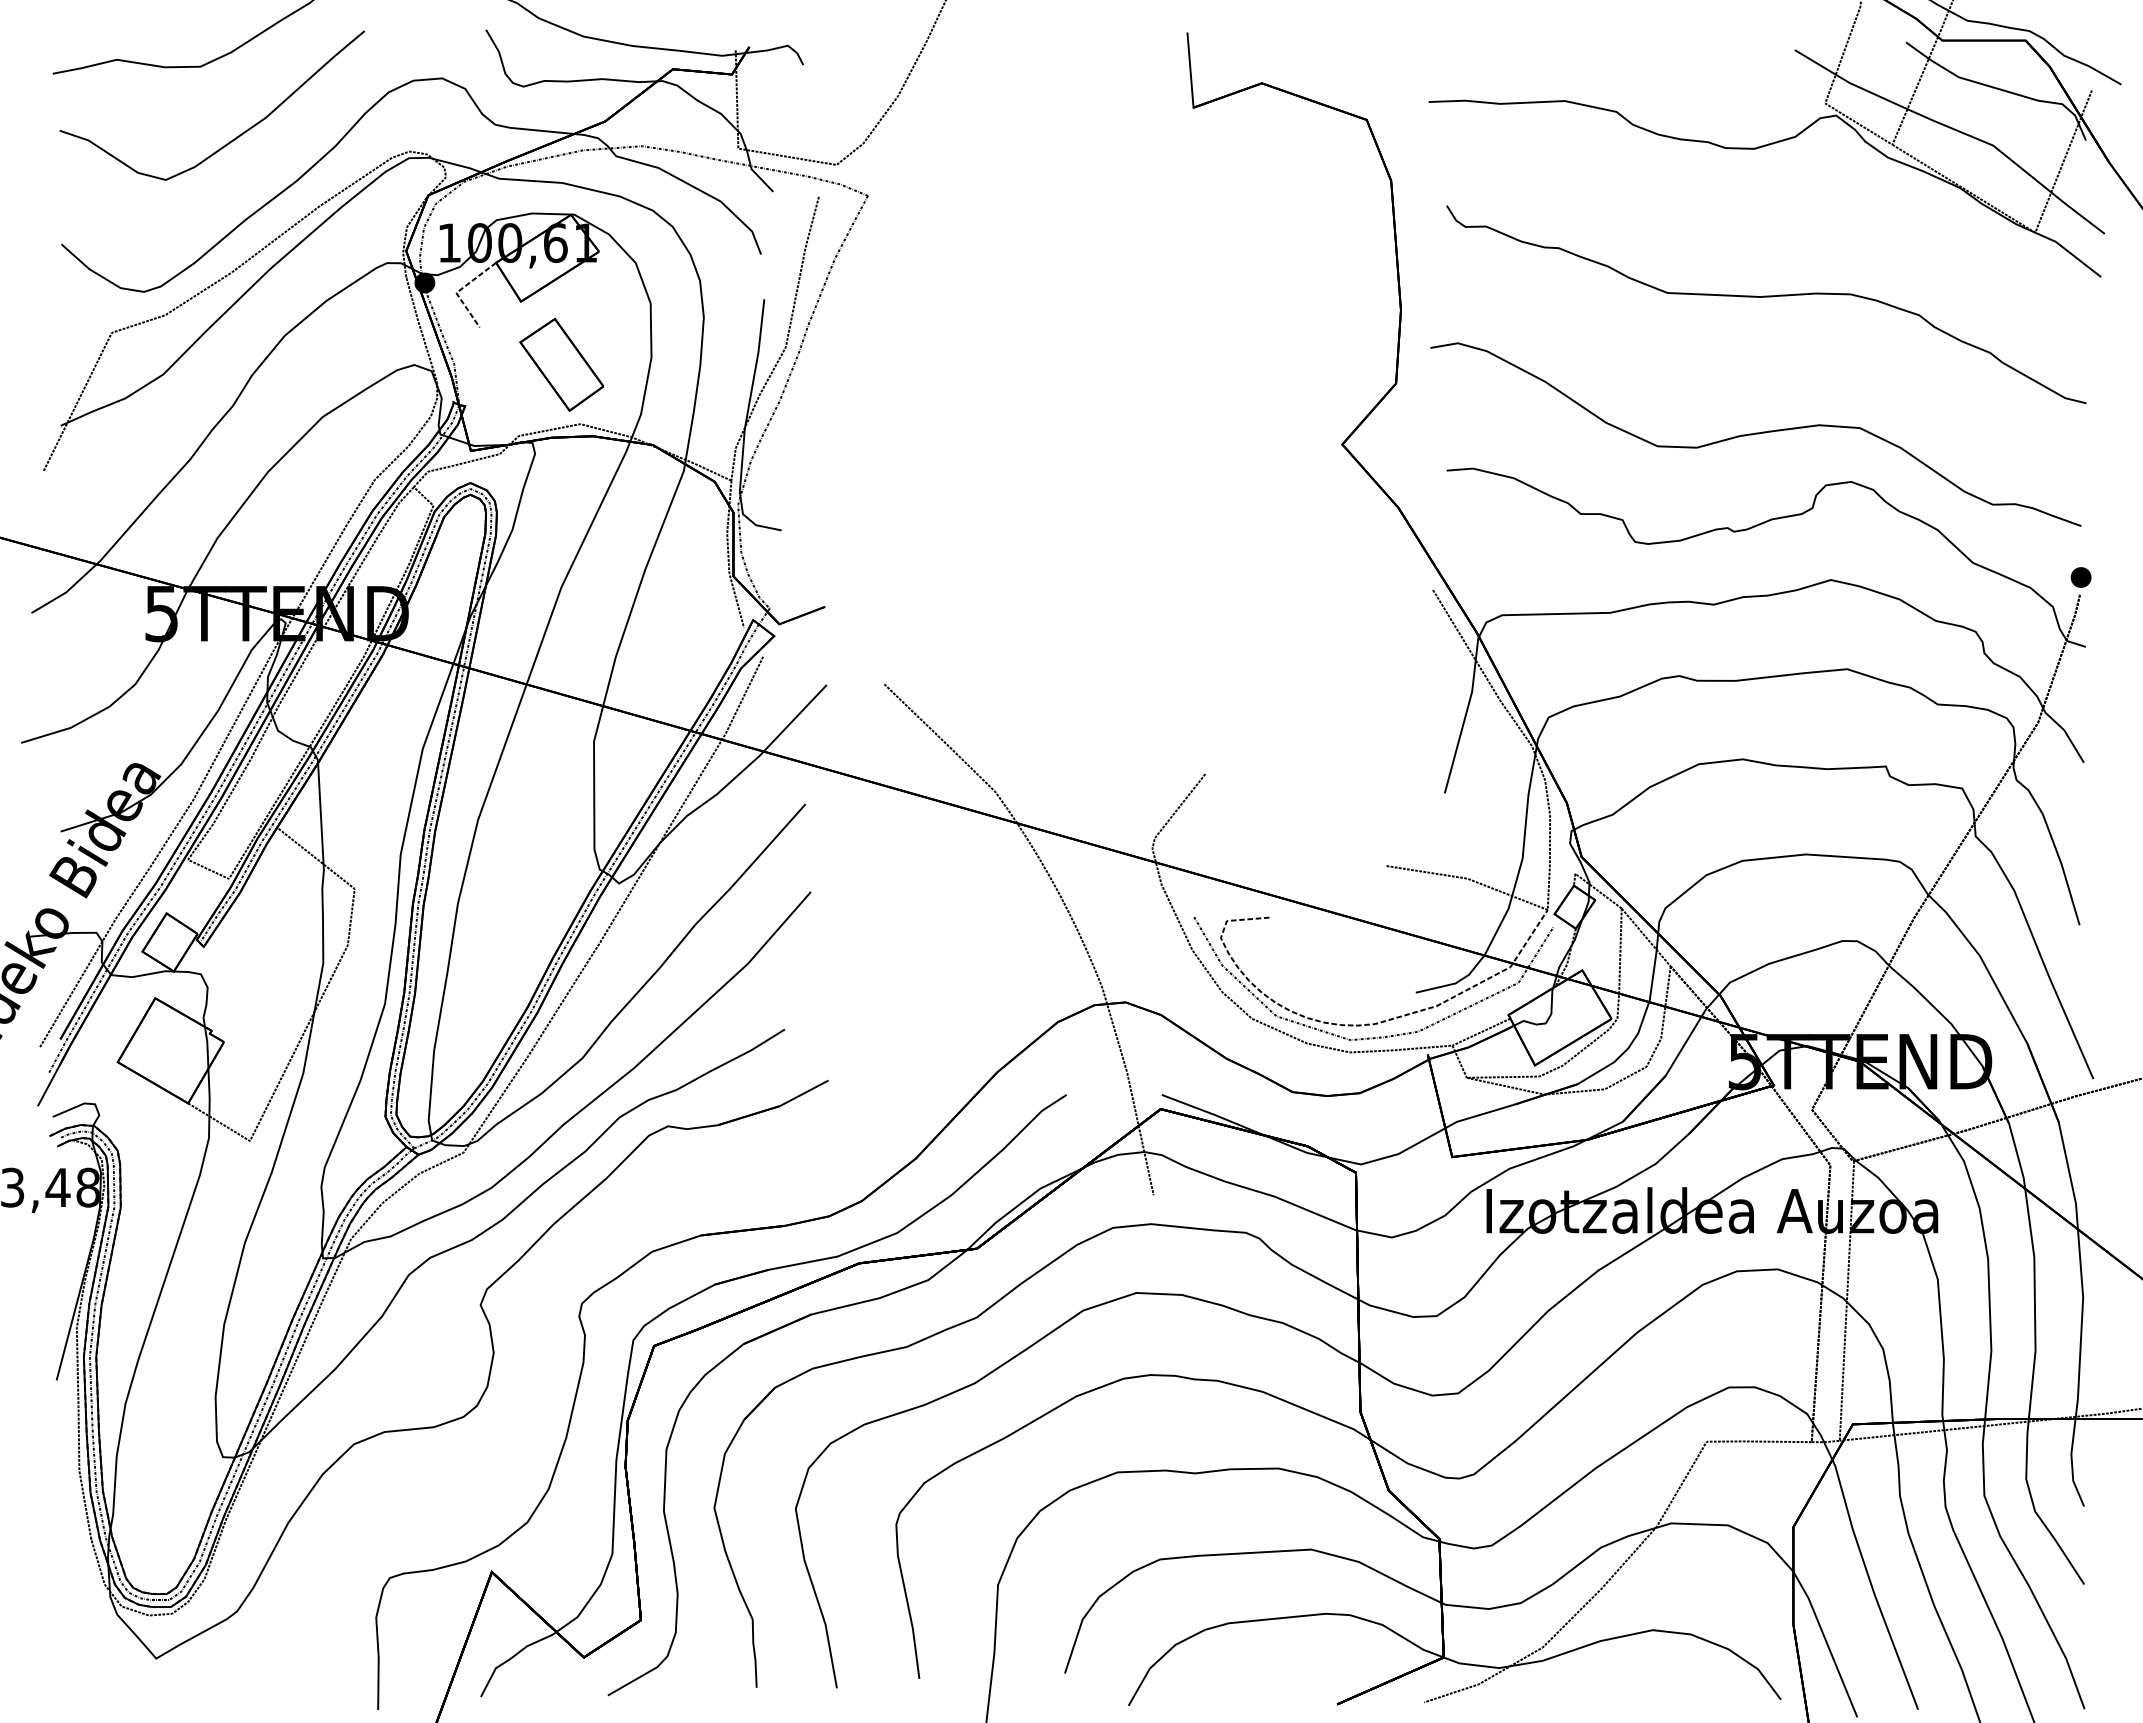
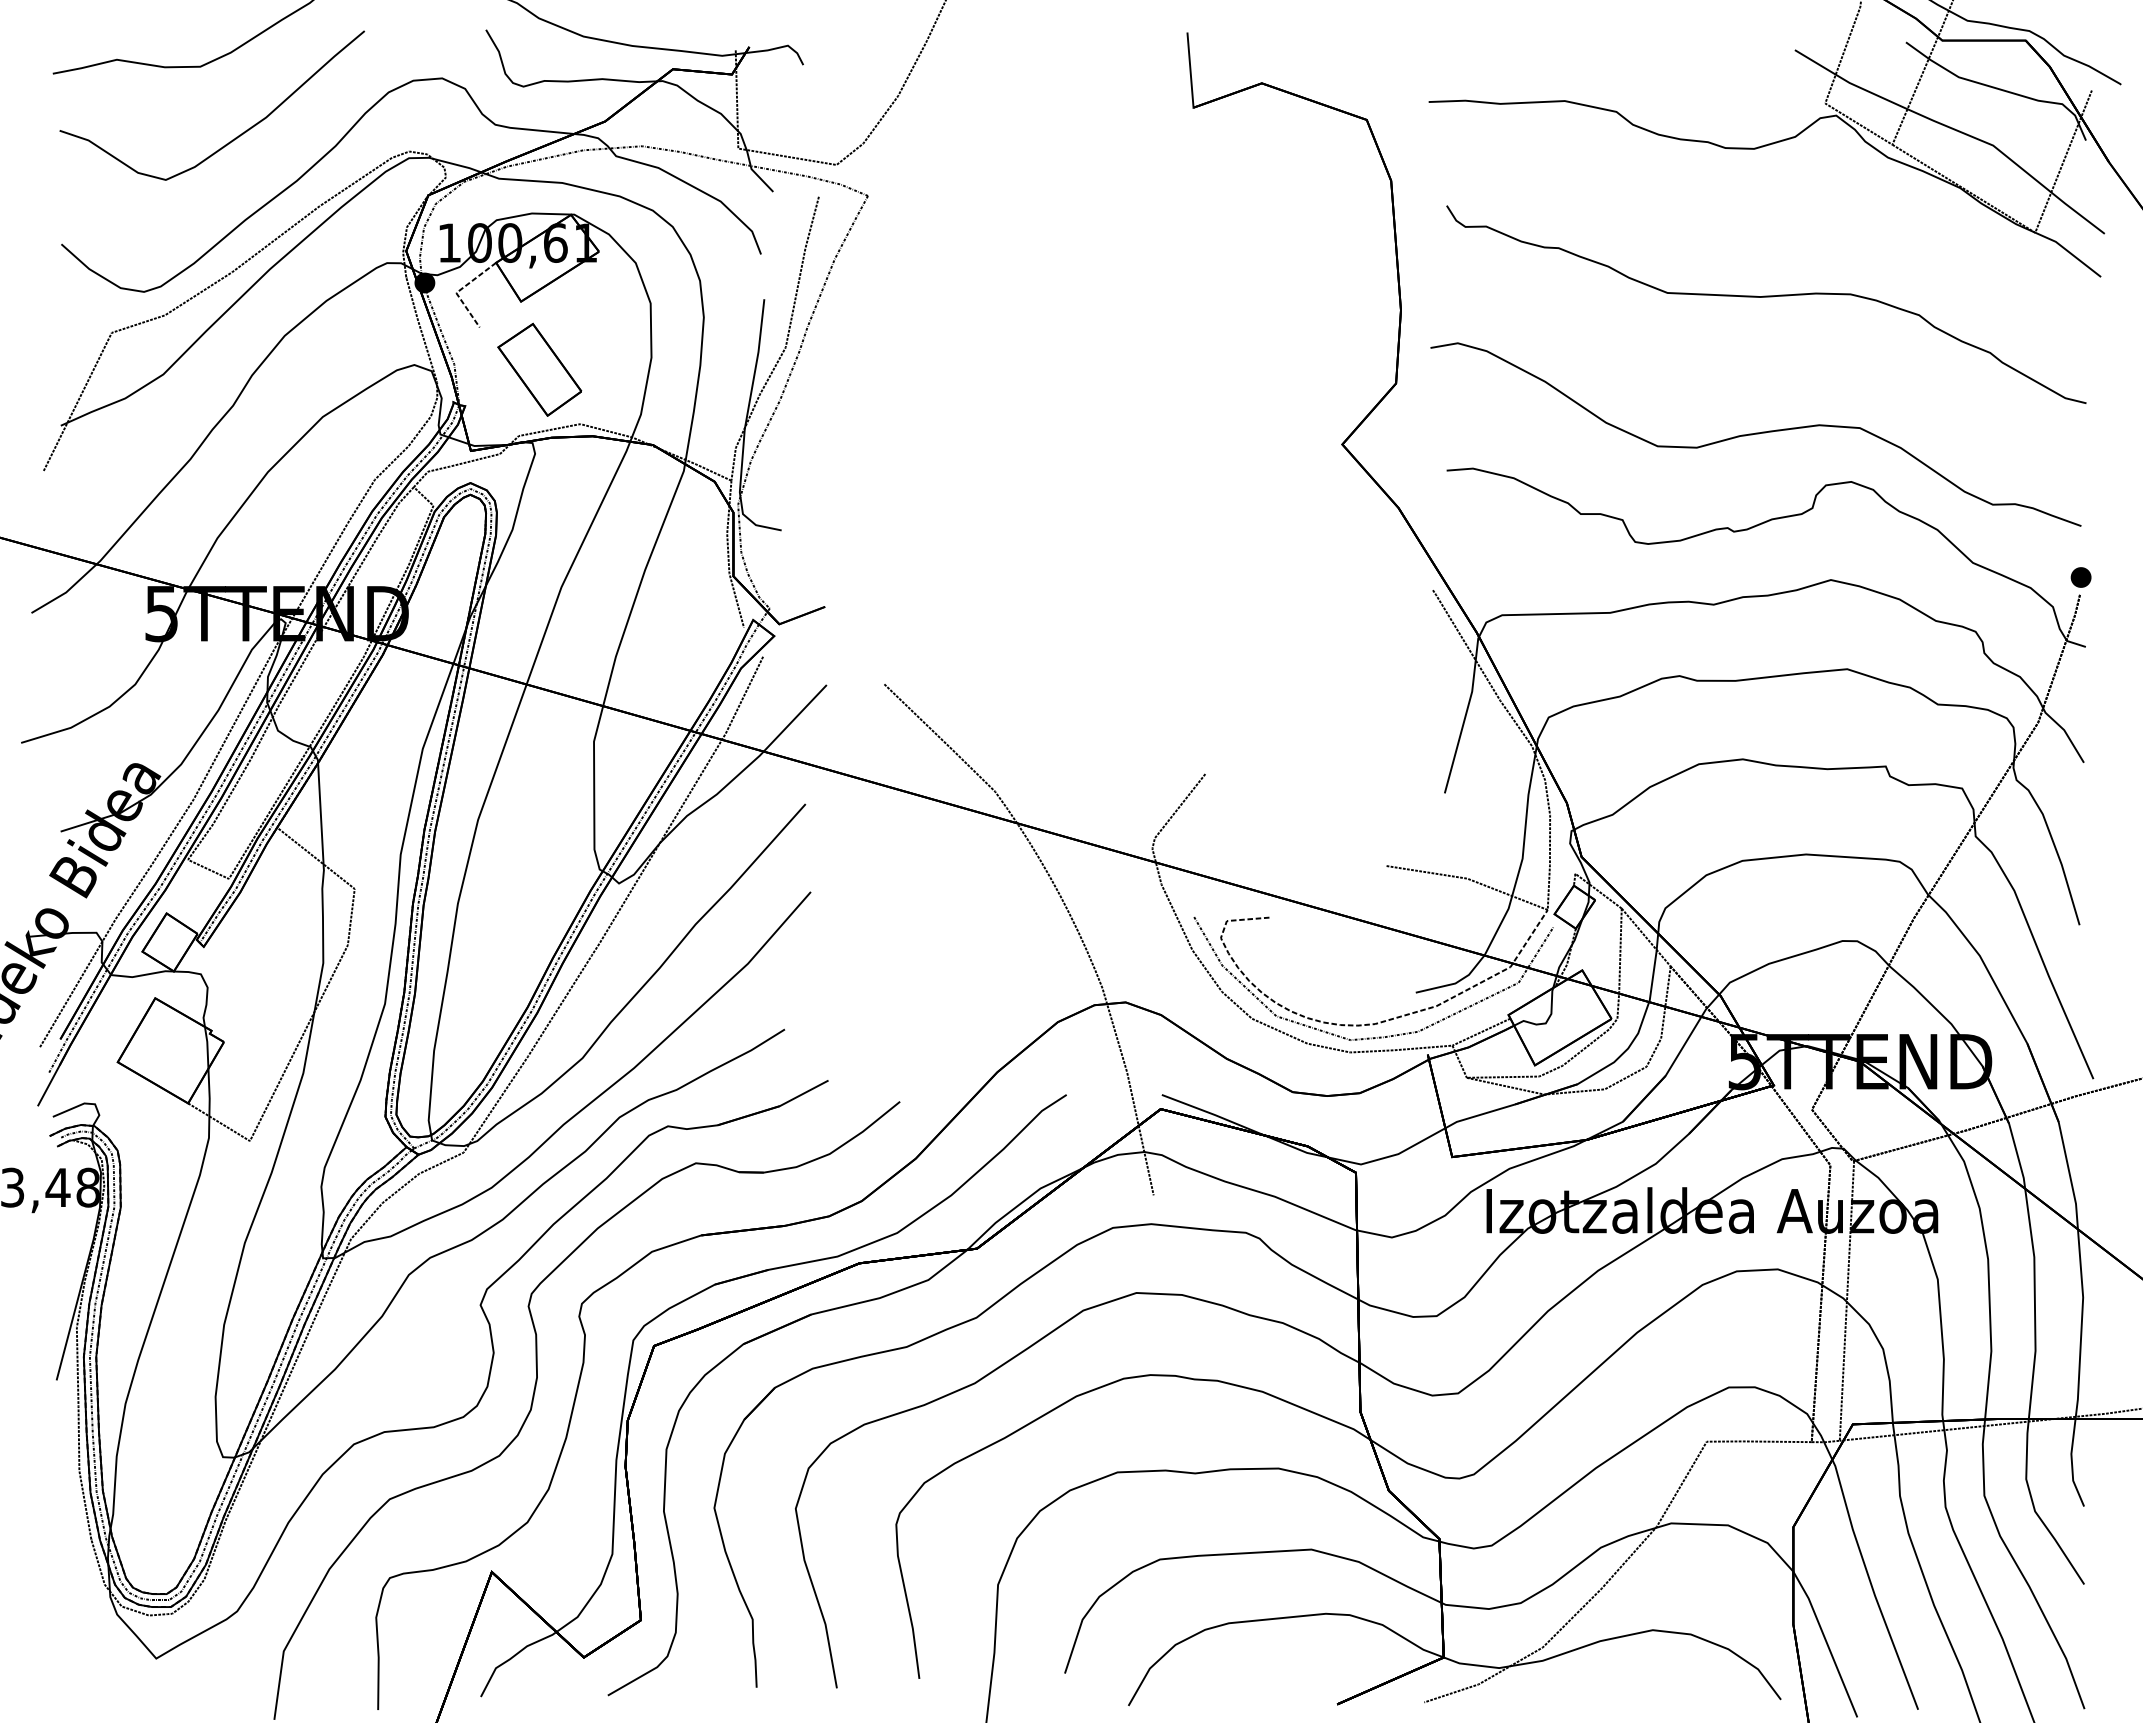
part position: (561, 364) -> (539, 369) (539, 369)
part: none -> present (534, 1397)
